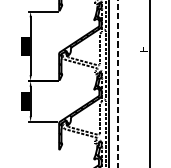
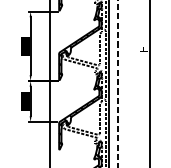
line: none -> present (49, 83)
